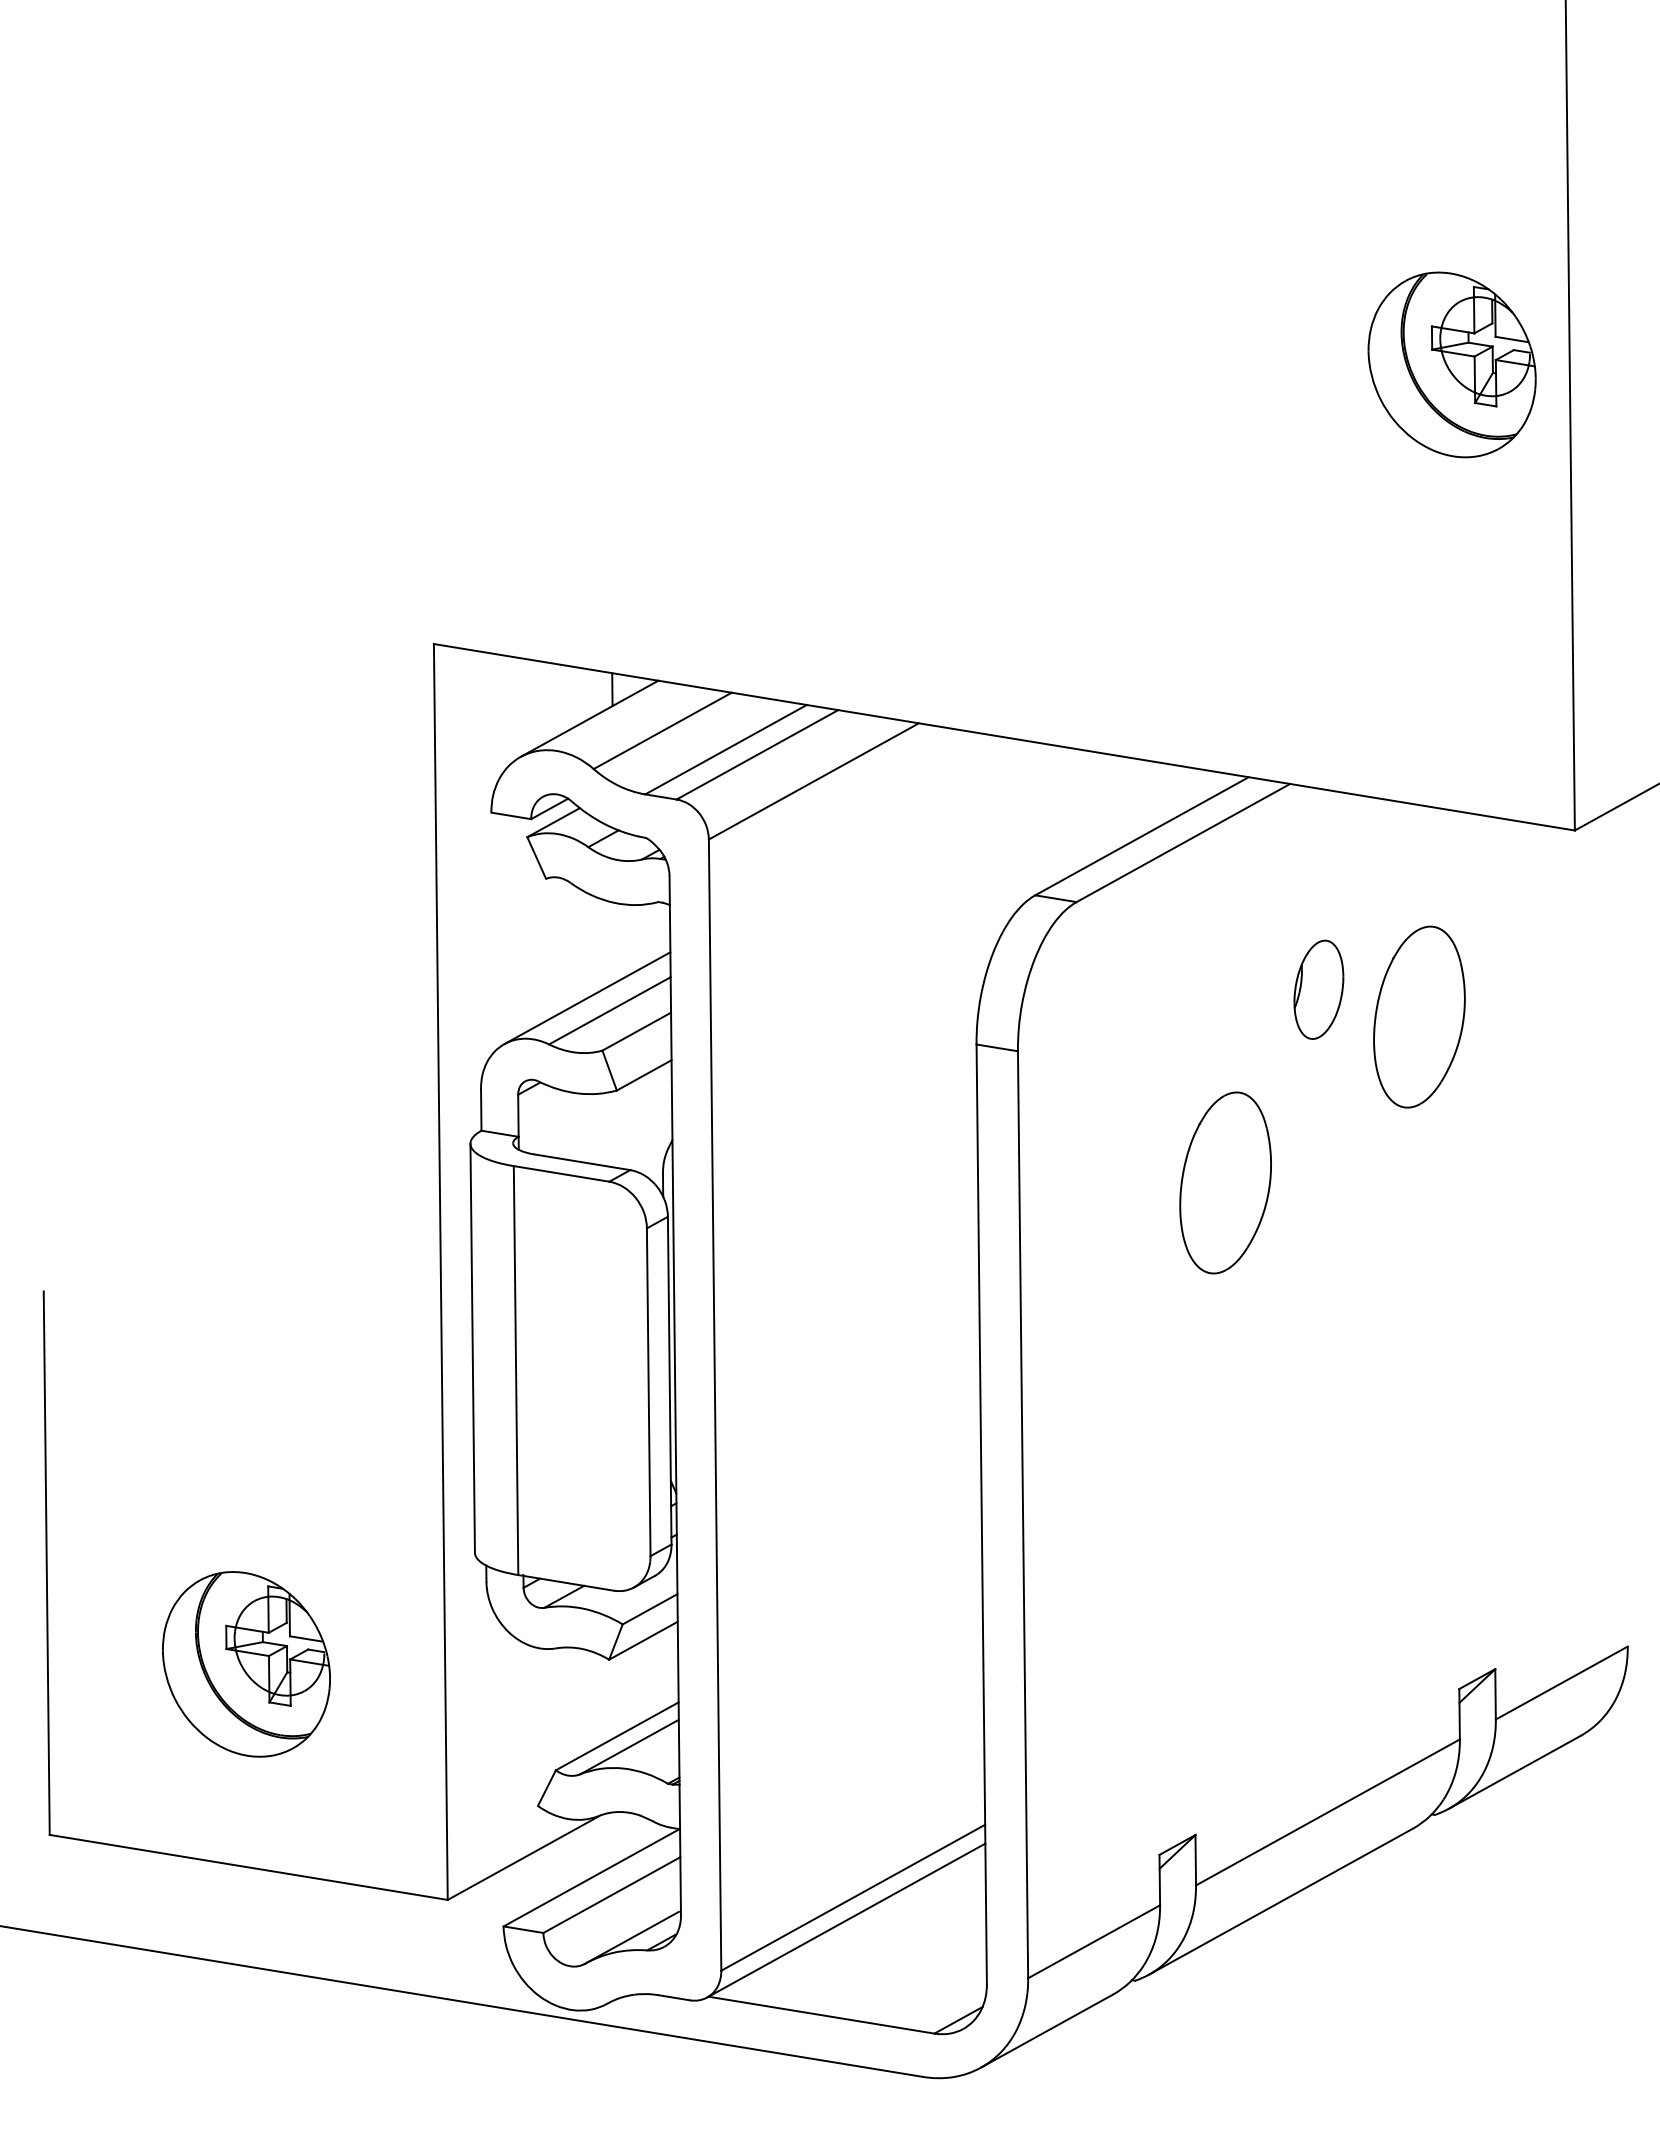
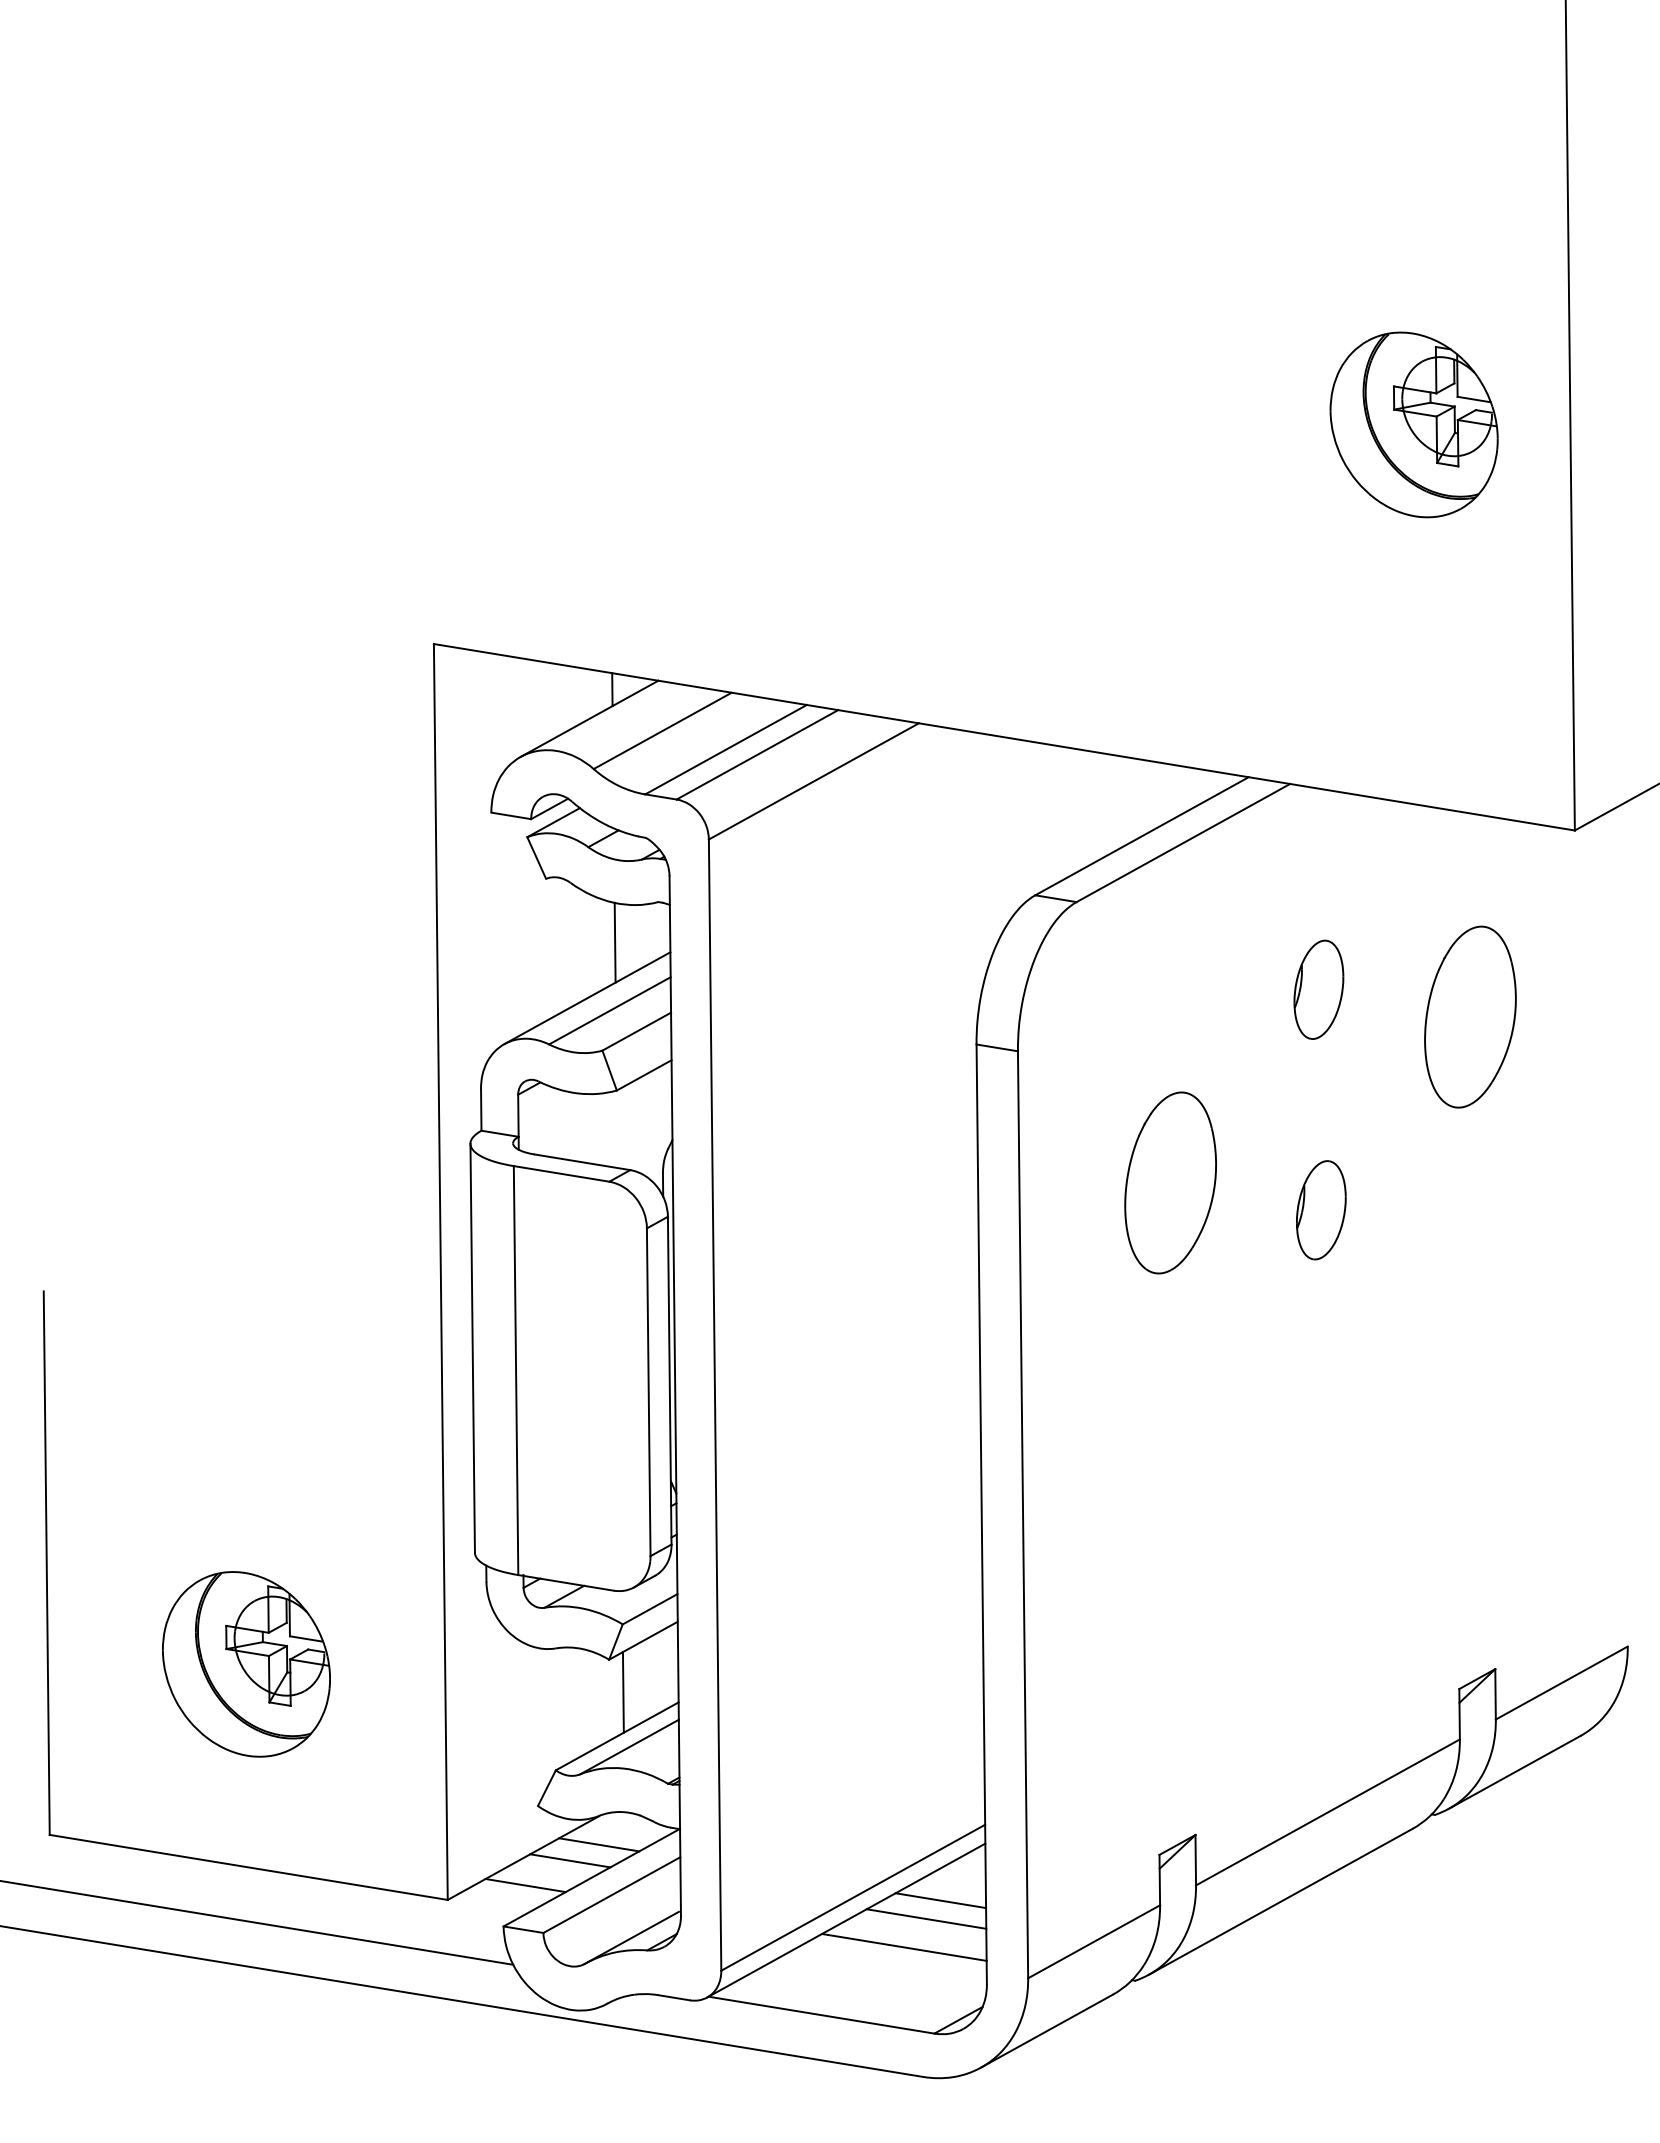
part position: (1451, 364) -> (1413, 424) (1413, 424)
line: none -> present (614, 942)
part position: (1419, 1016) -> (1470, 1016) (1470, 1016)
part position: (1225, 1182) -> (1170, 1182) (1170, 1182)
part: none -> present (1321, 1210)
line: none -> present (622, 1692)
line: none -> present (599, 1844)
line: none -> present (570, 1860)
line: none -> present (525, 1885)
line: none -> present (940, 1900)
line: none -> present (926, 1918)
line: none -> present (257, 1922)
line: none -> present (904, 1946)
